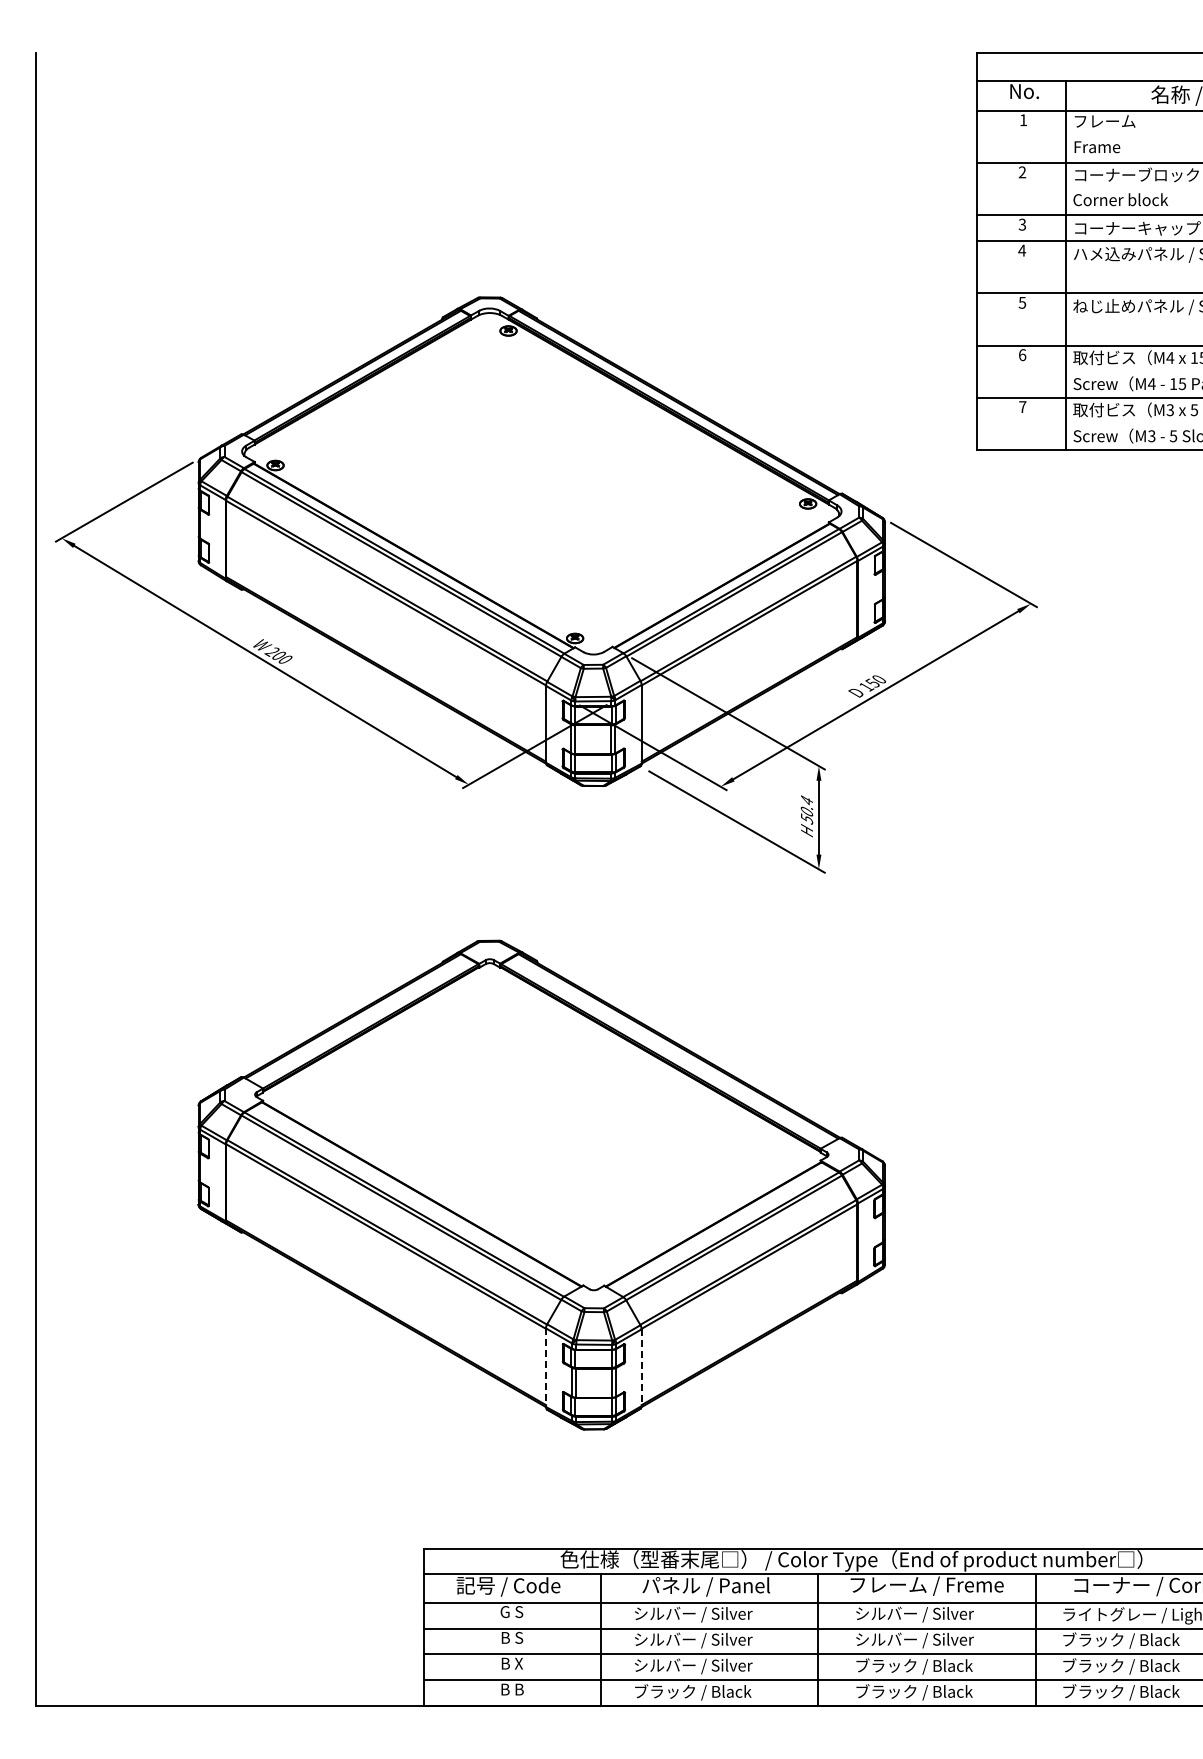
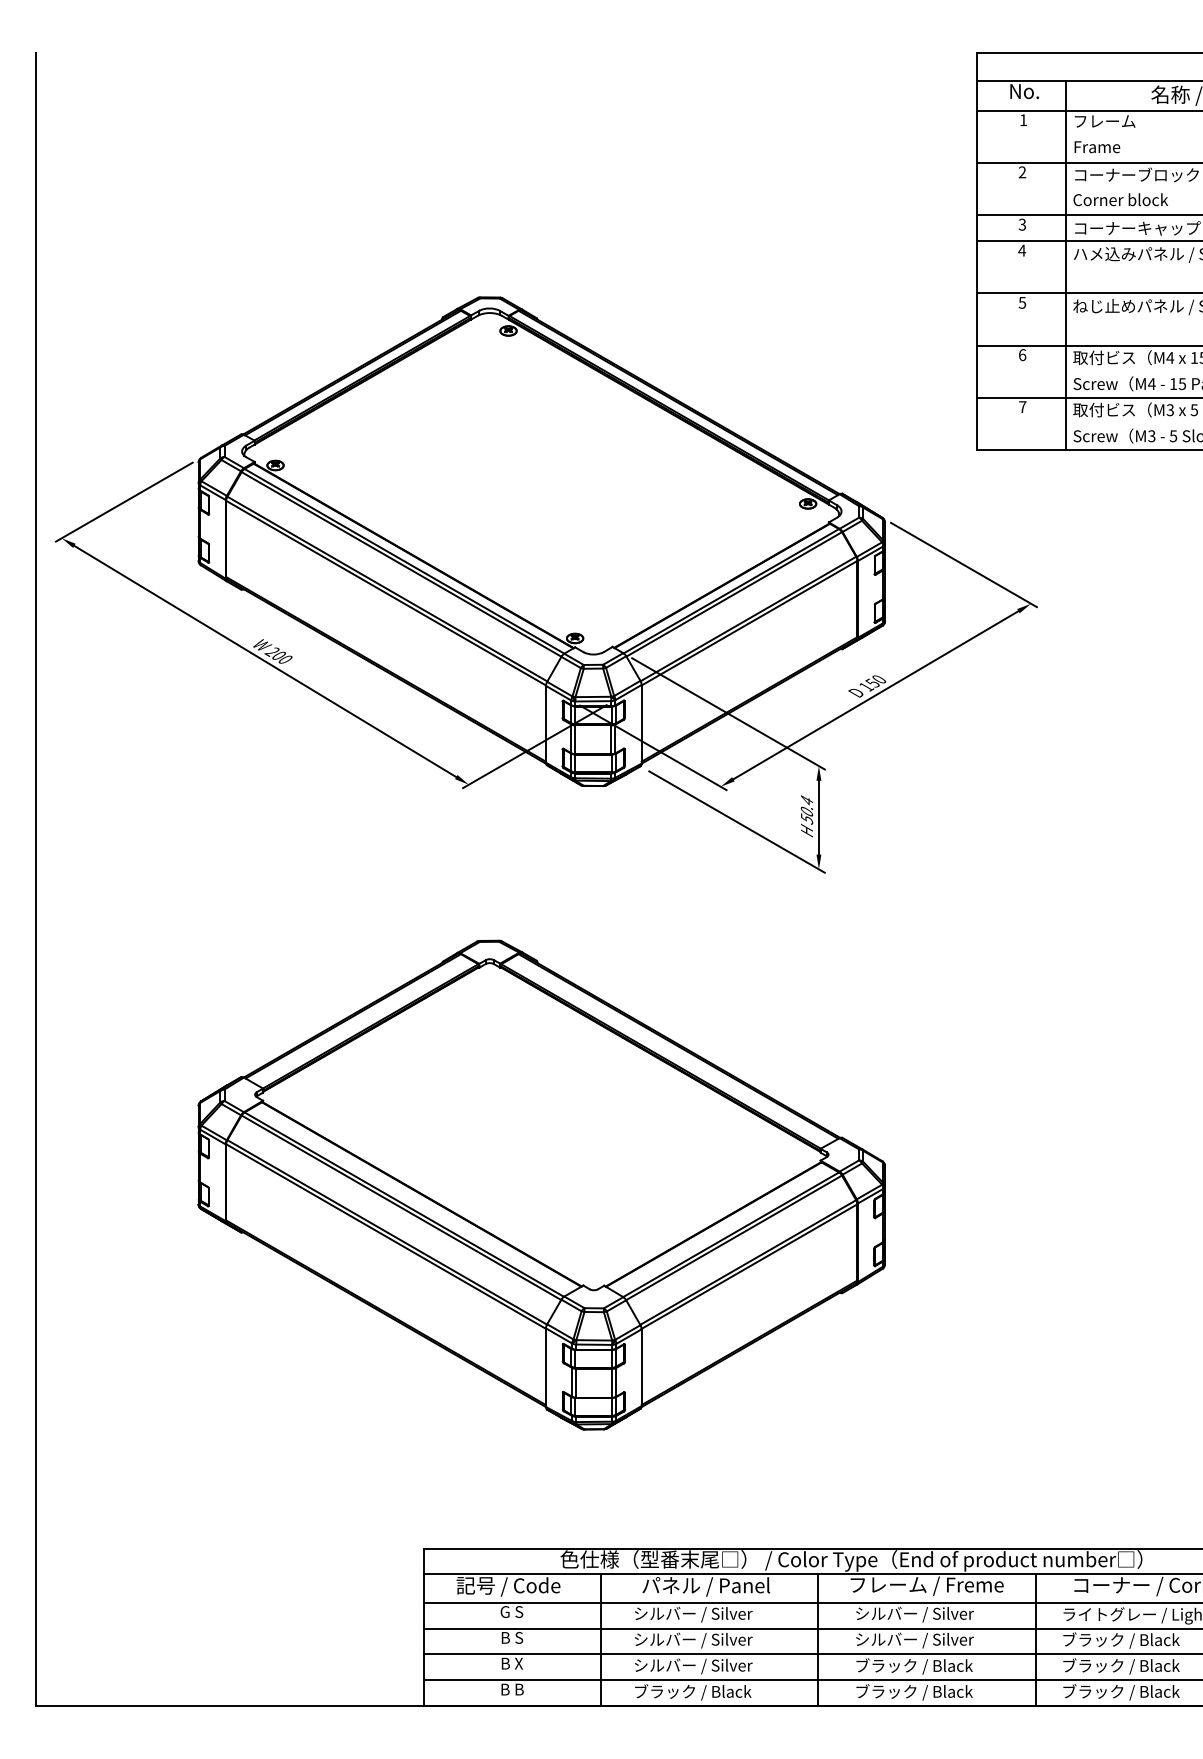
line: dashed -> solid (545, 1368)
line: dashed -> solid (641, 1368)
